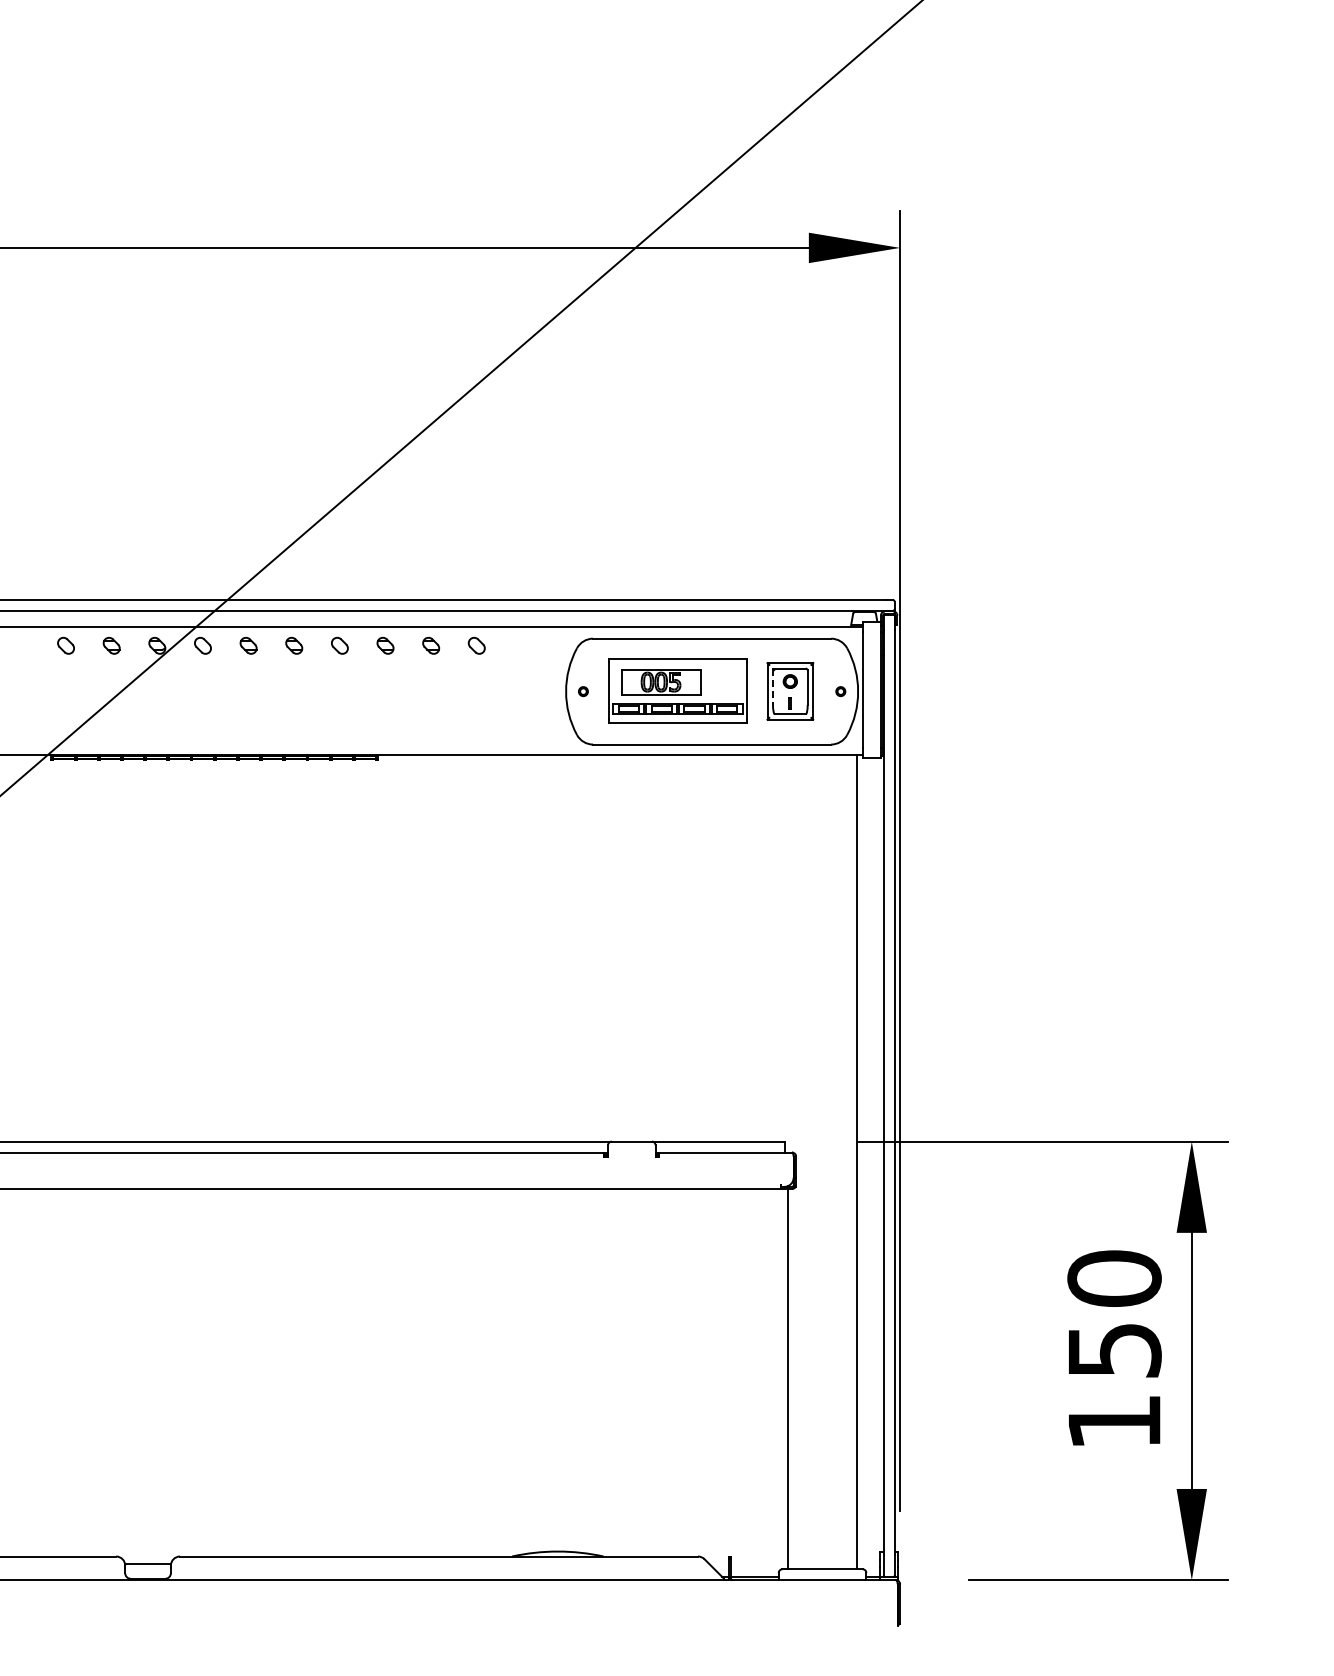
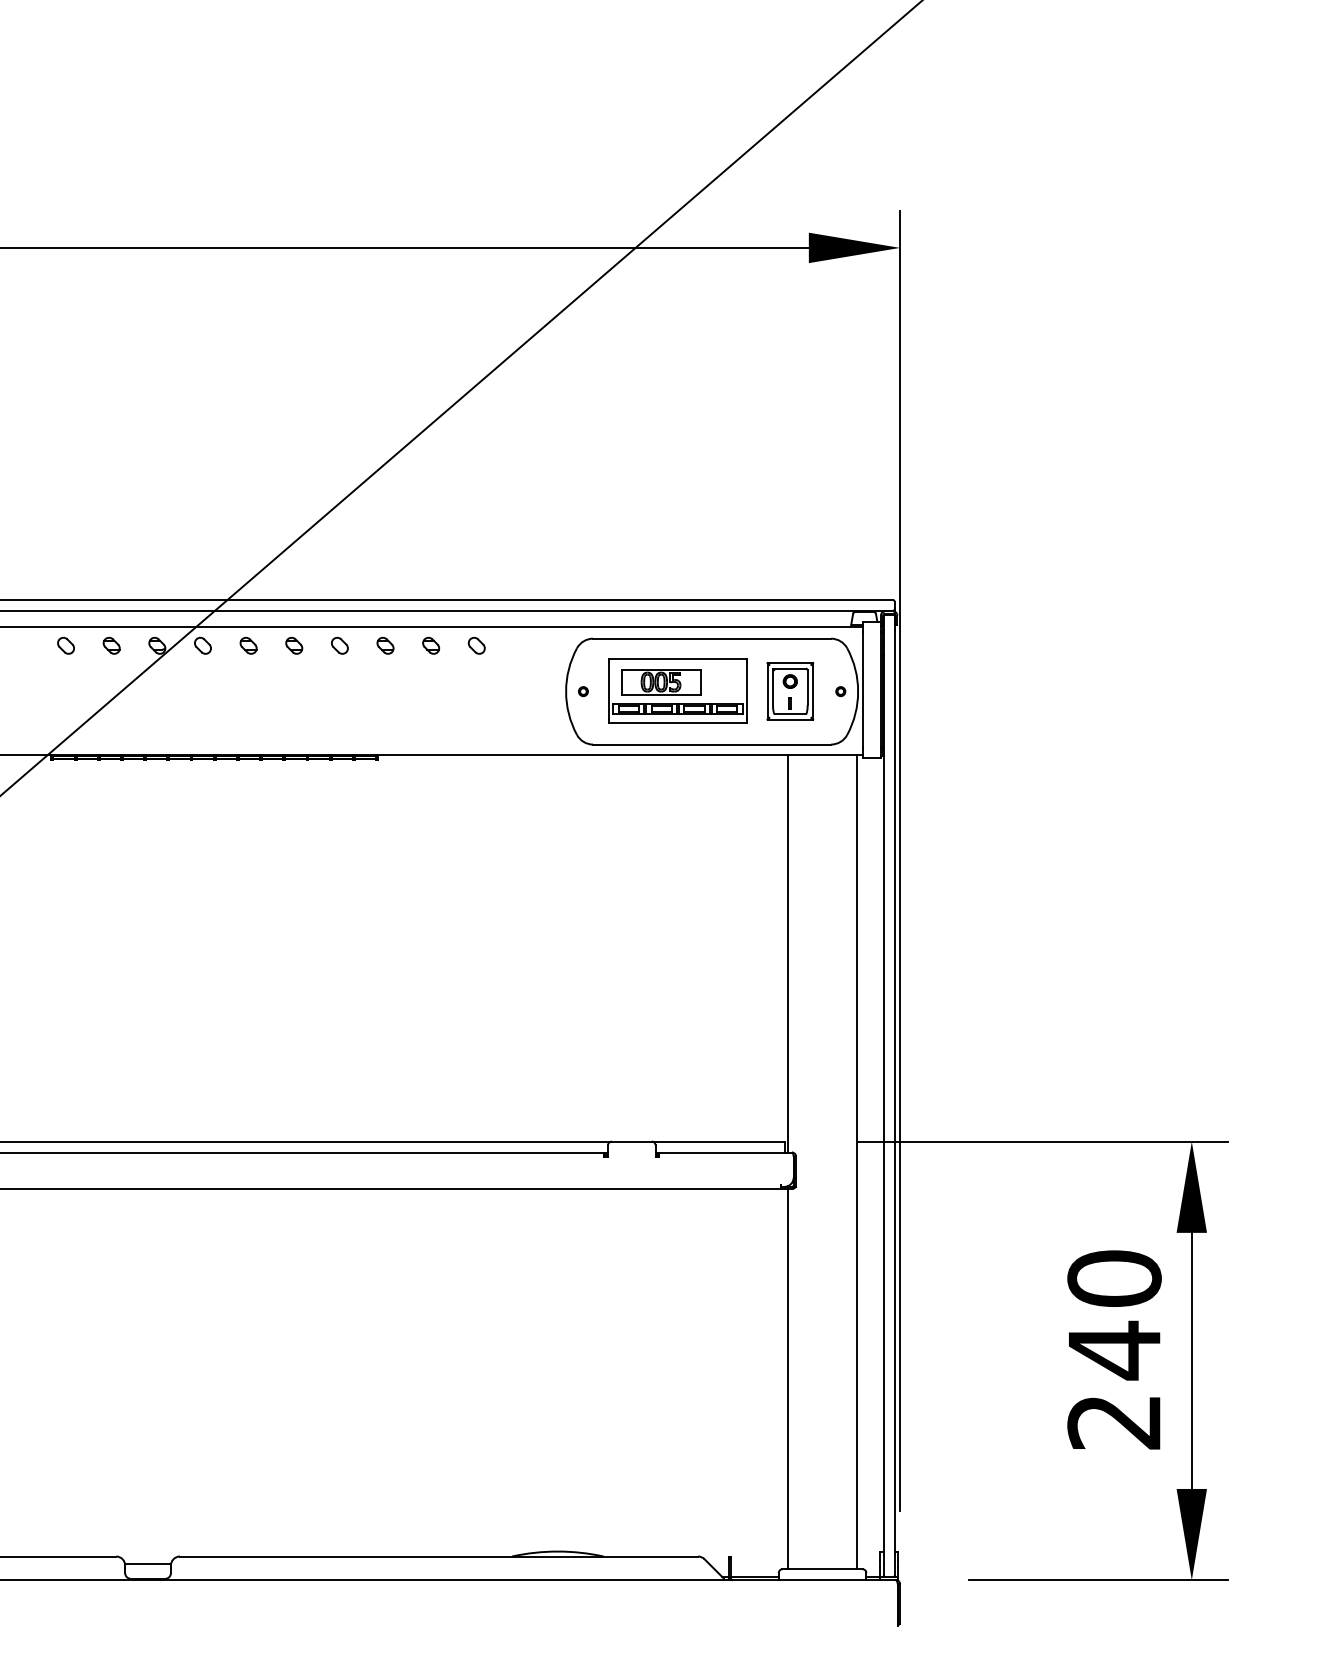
line: dashed -> solid (773, 687)
line: none -> present (787, 953)
text: 150 -> 240 (1114, 1384)
